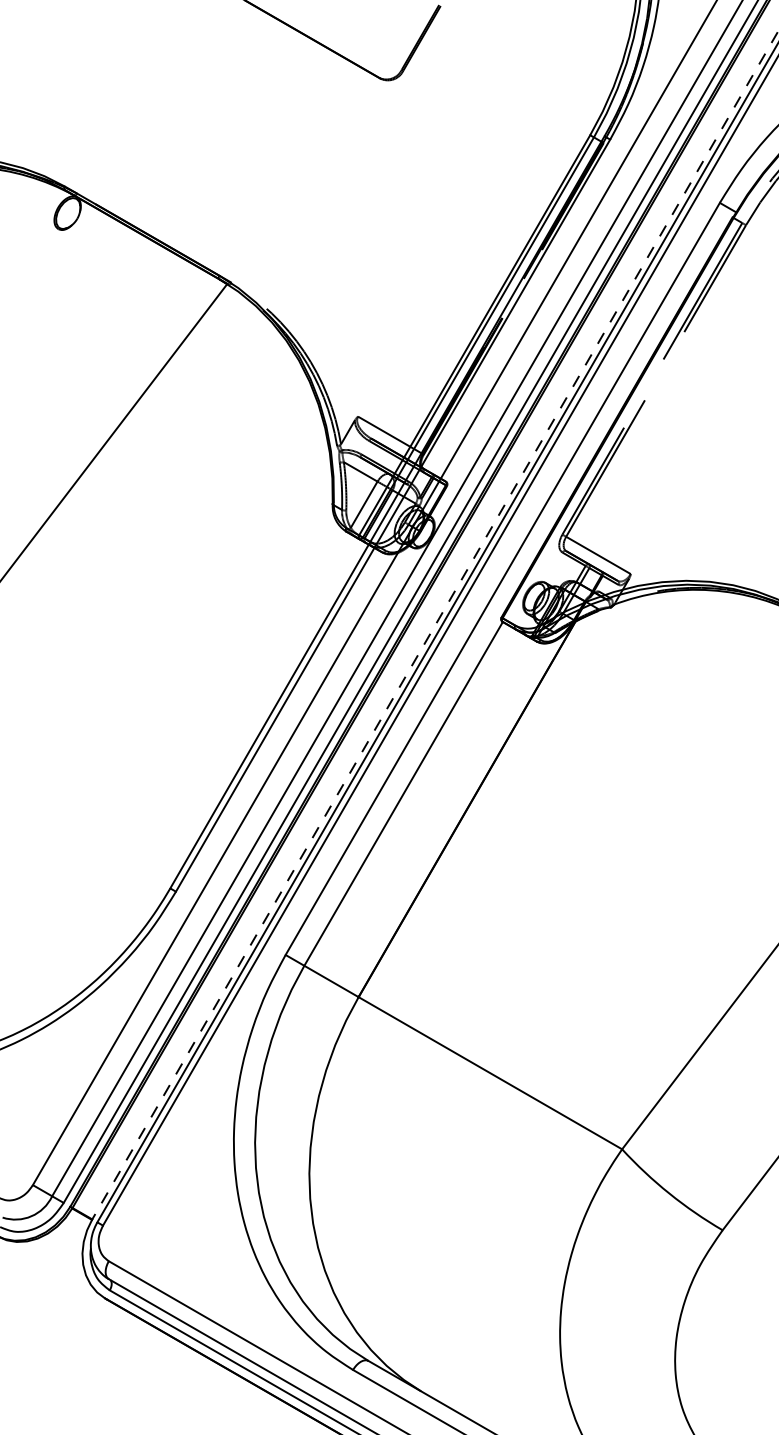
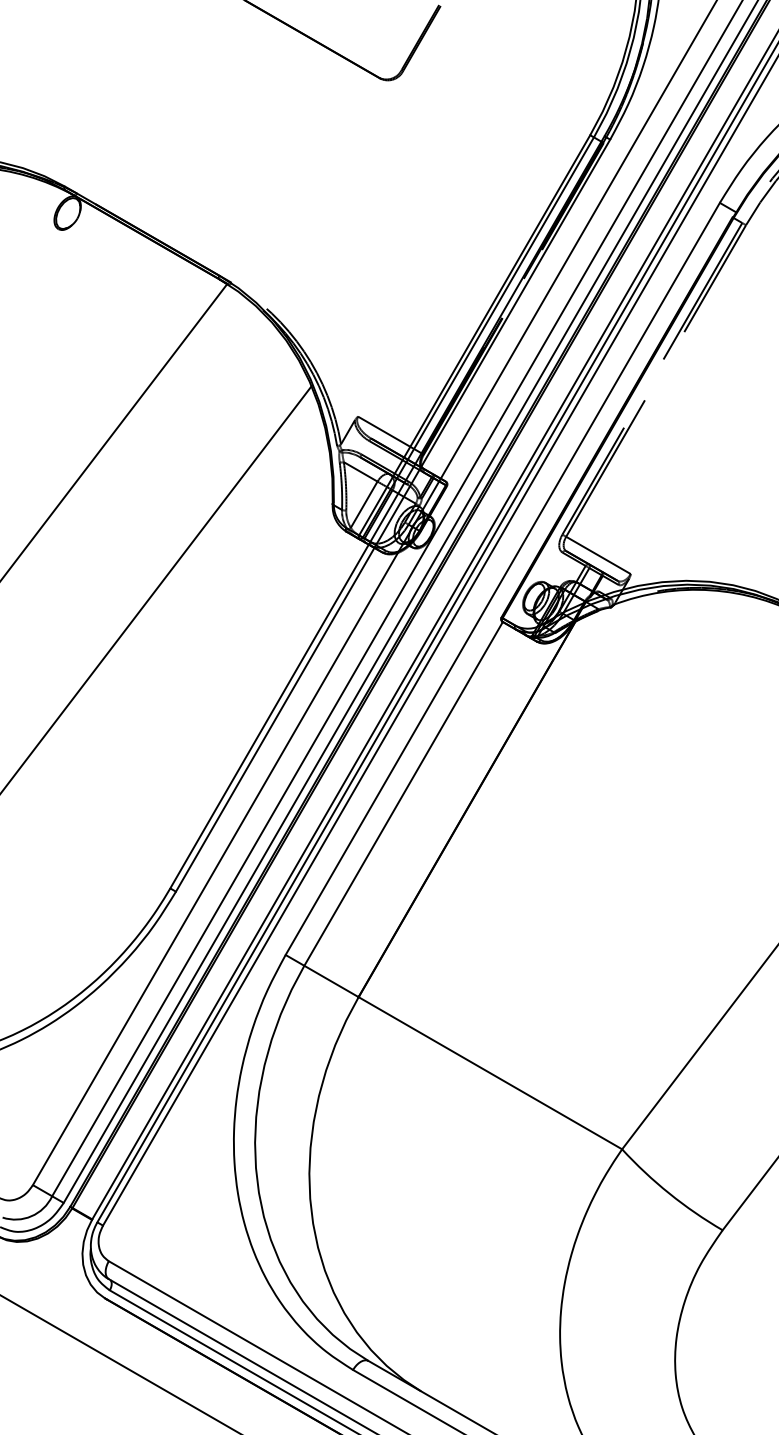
line: none -> present (156, 588)
line: dashed -> solid (435, 625)
line: none -> present (119, 1363)
